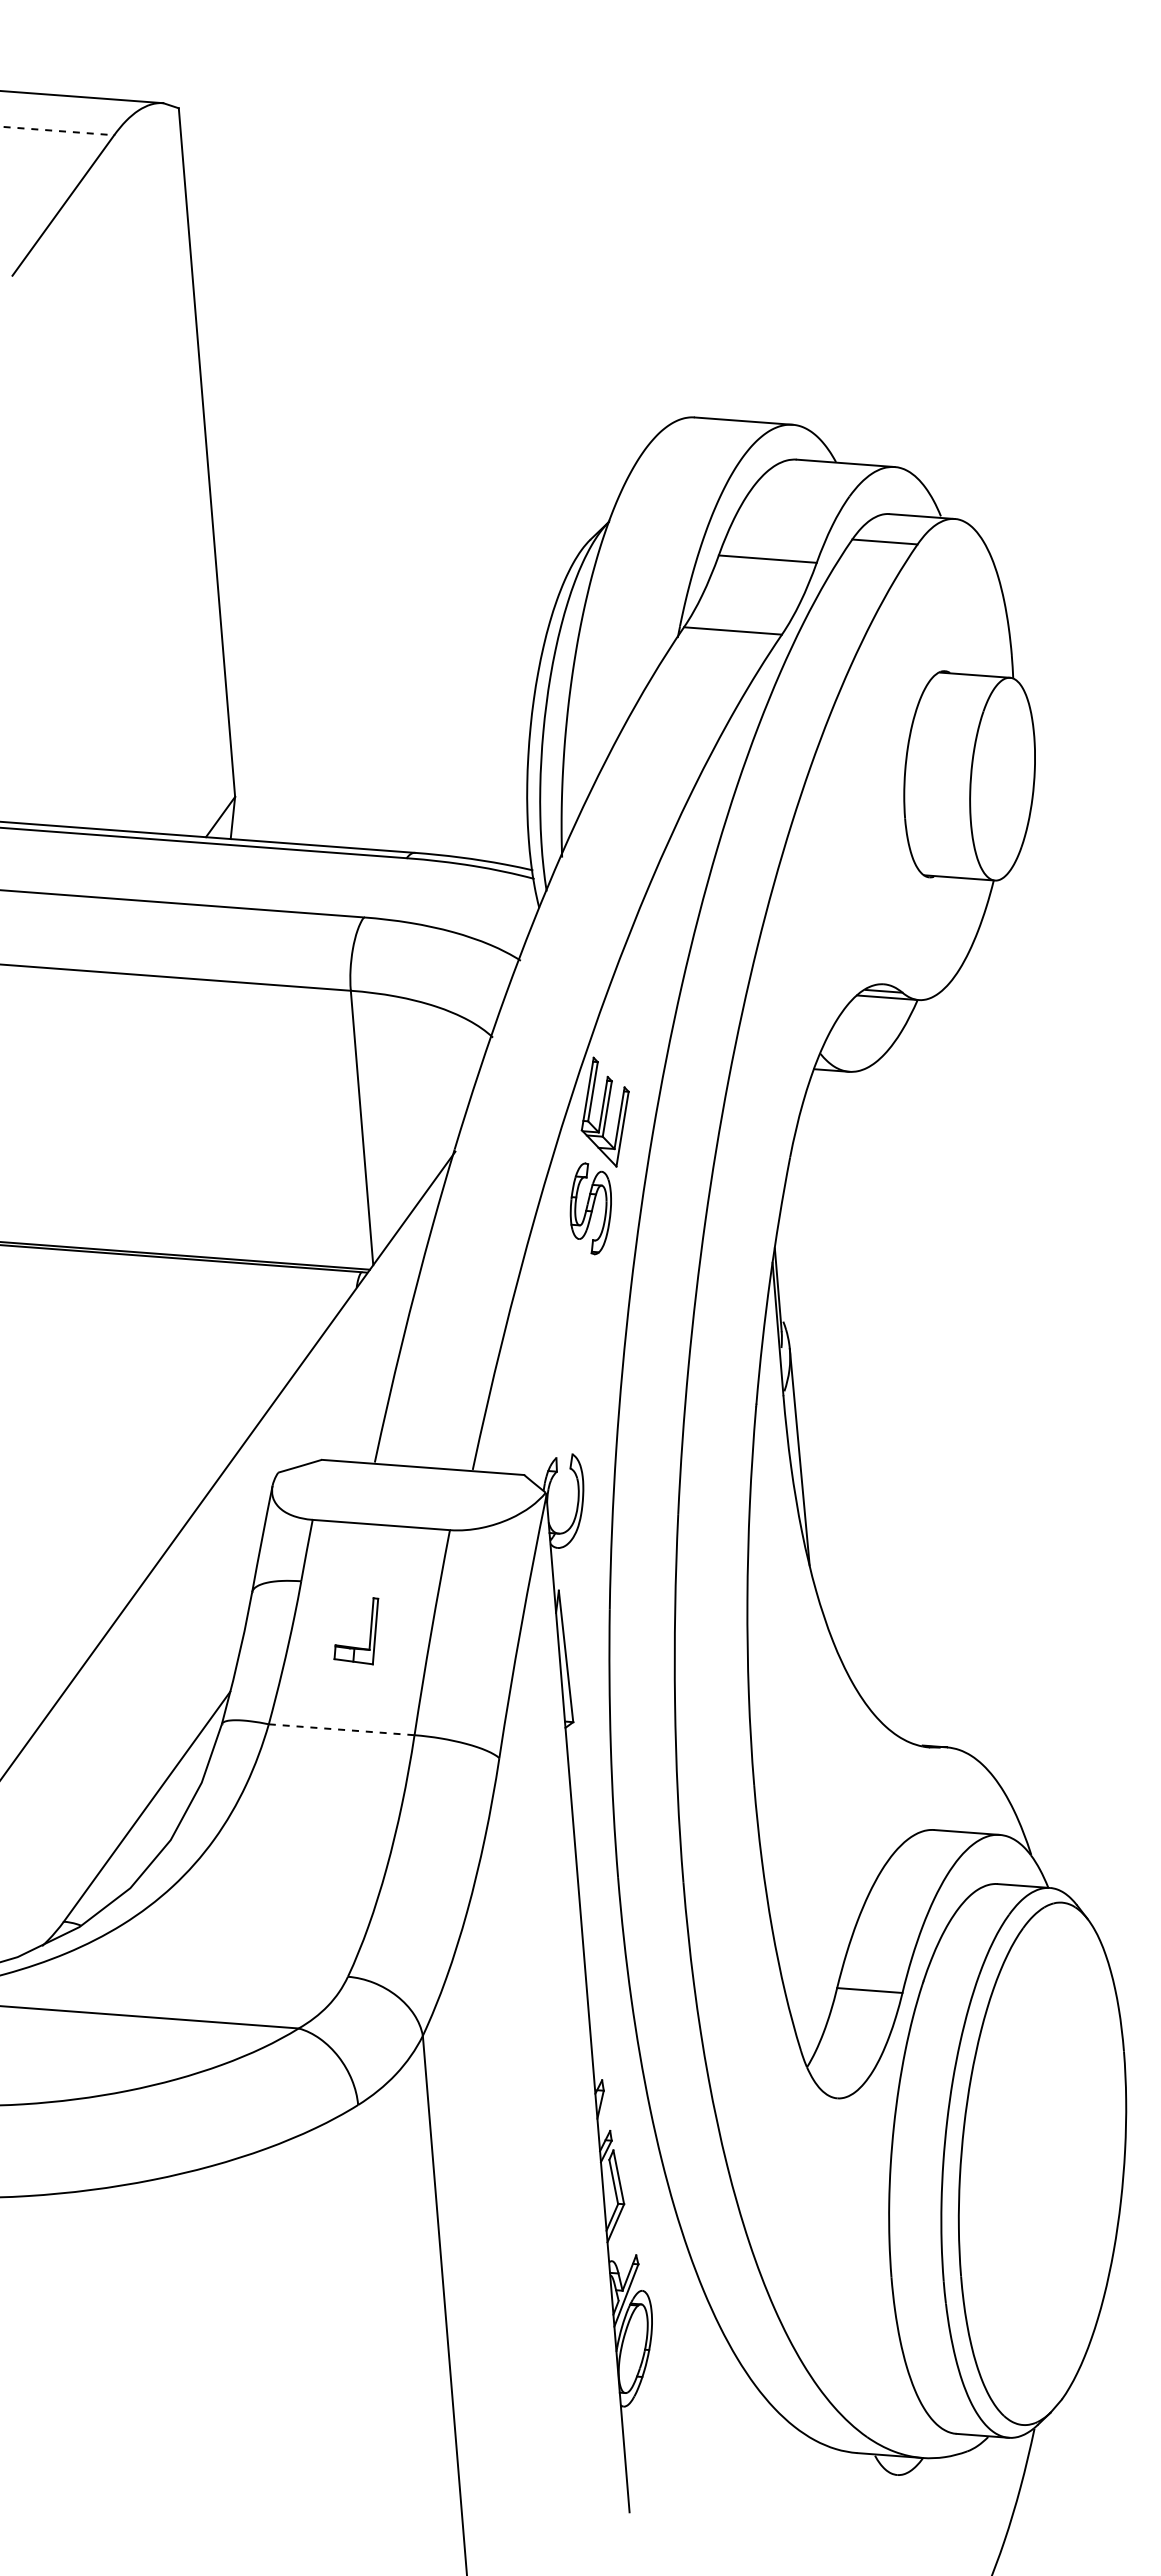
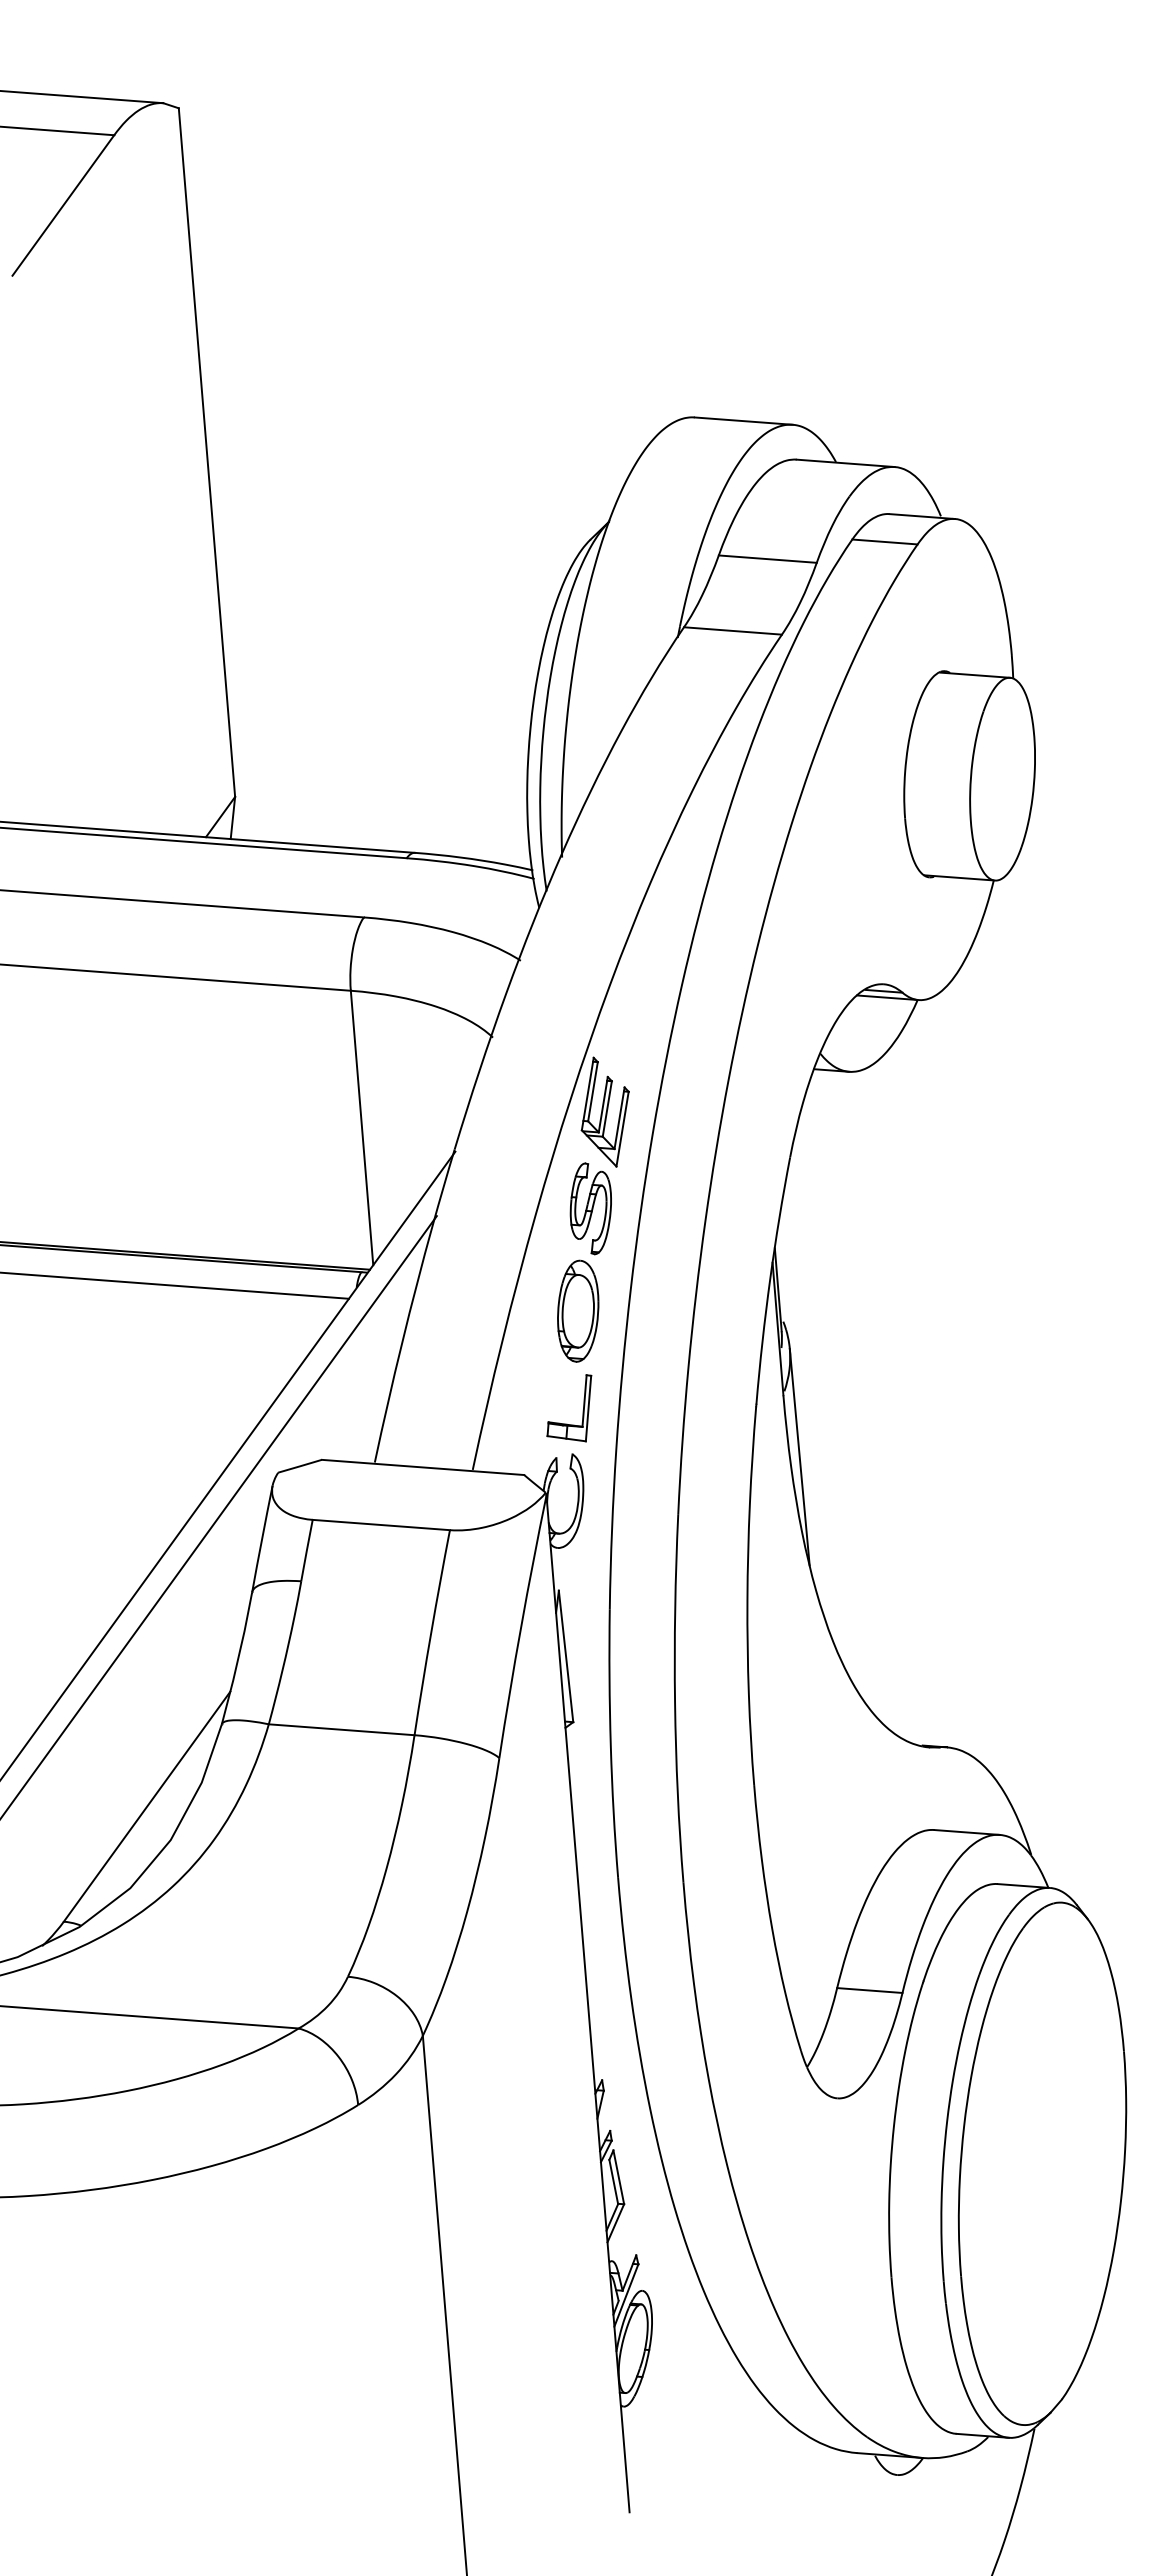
line: dashed -> solid (57, 130)
line: none -> present (175, 1285)
part: none -> present (578, 1310)
line: none -> present (219, 1516)
part position: (369, 1633) -> (582, 1410) (582, 1410)
line: dashed -> solid (342, 1729)
